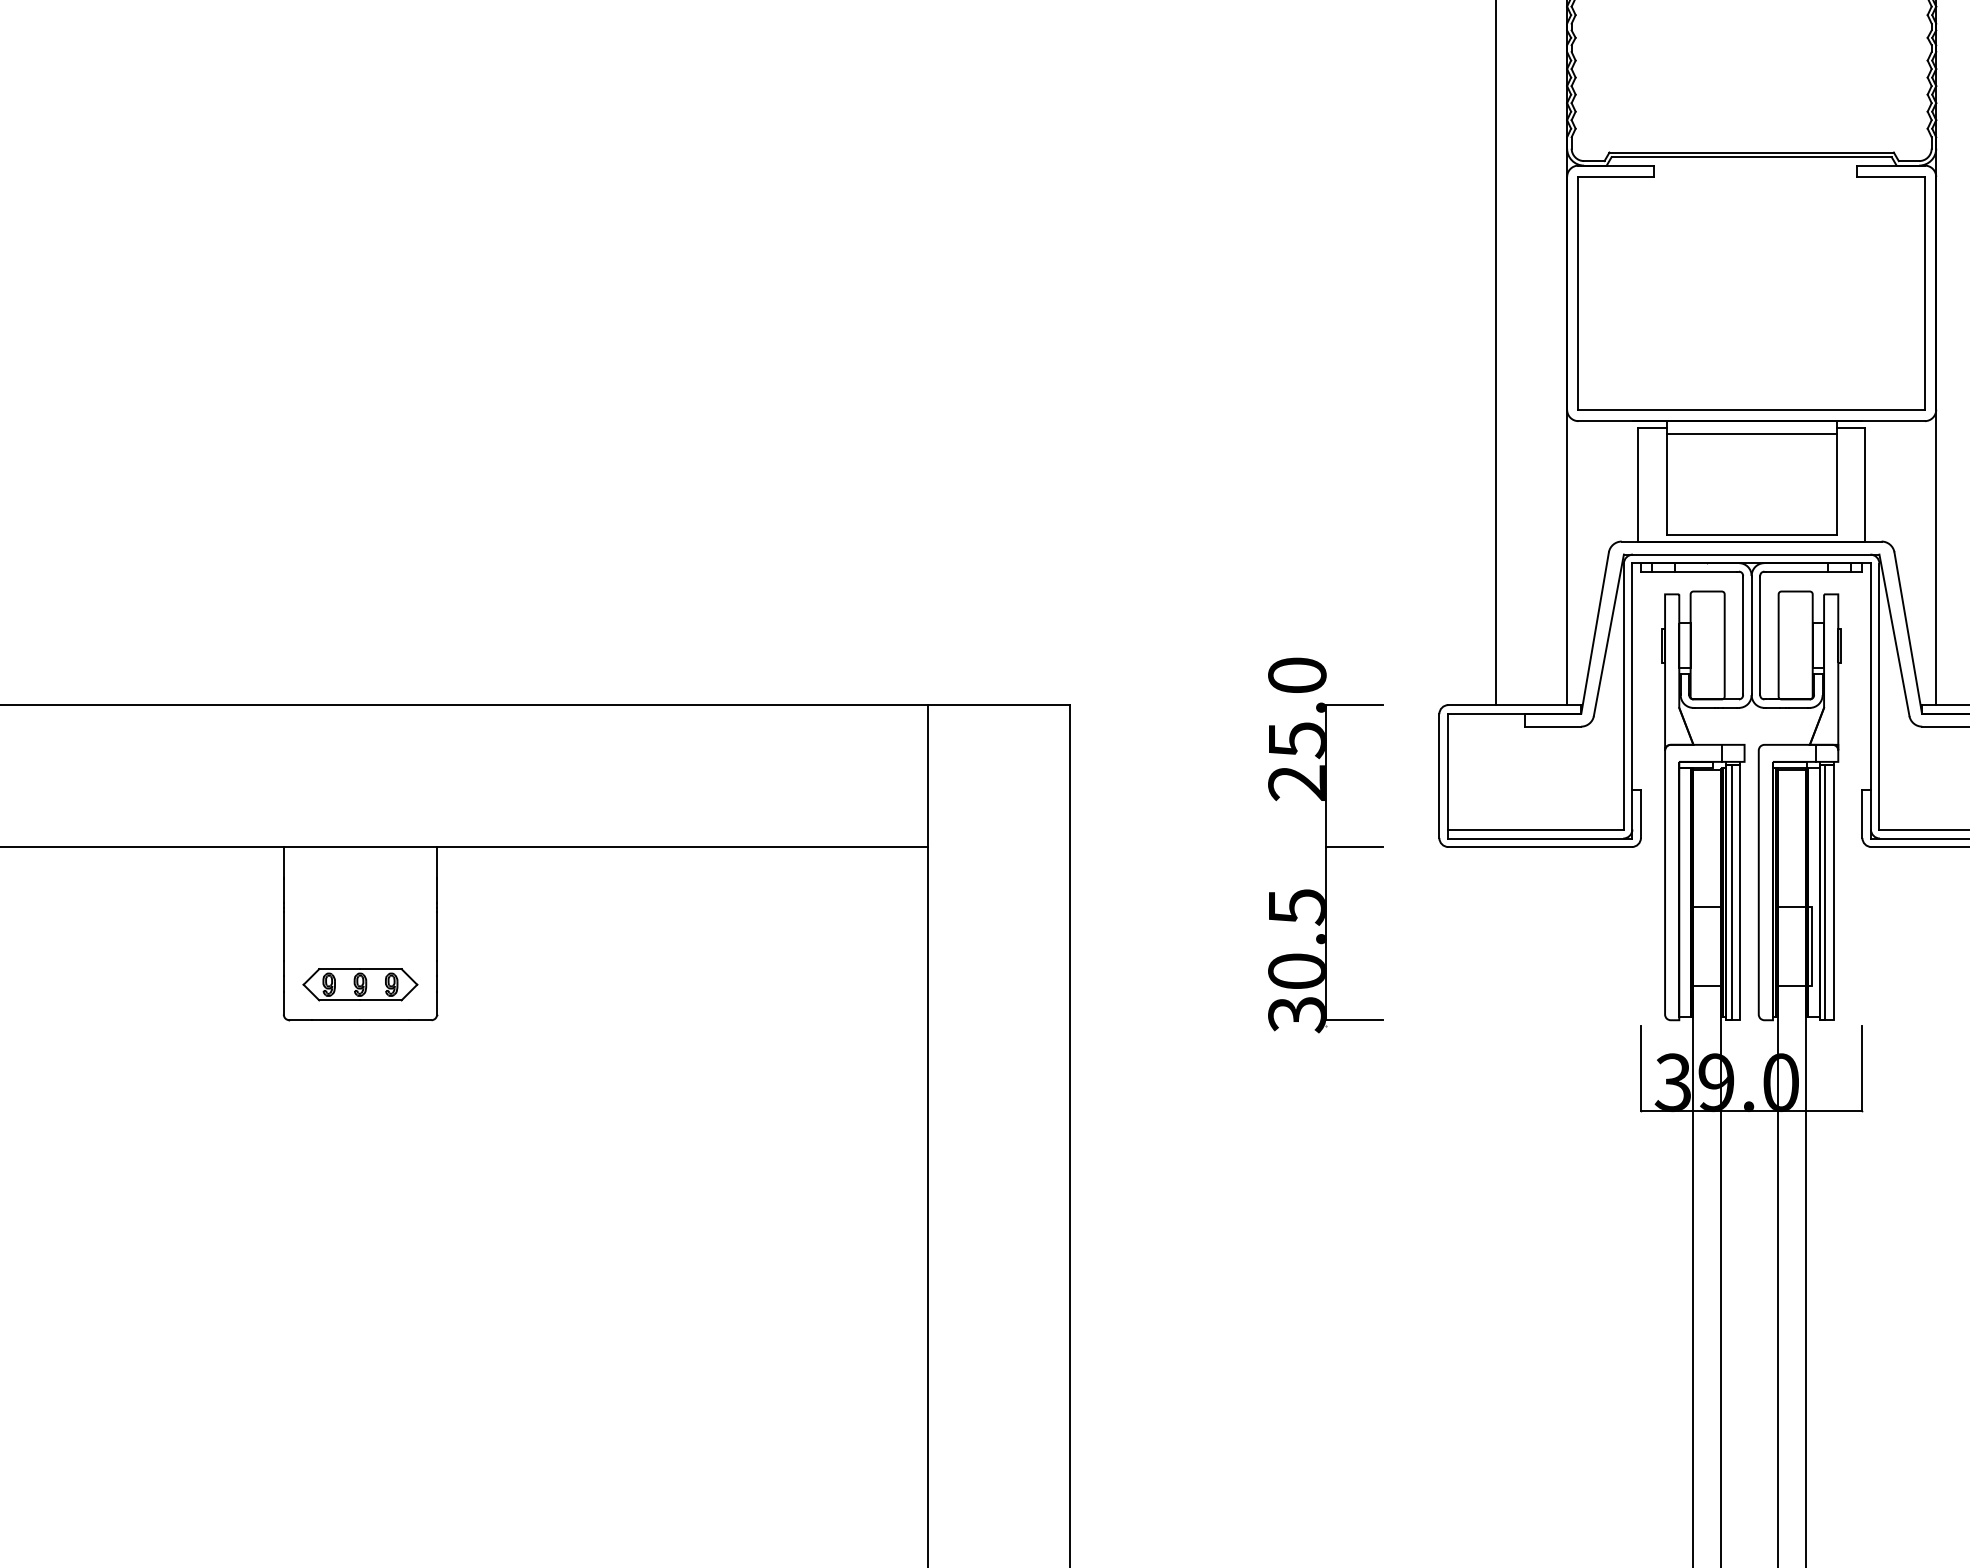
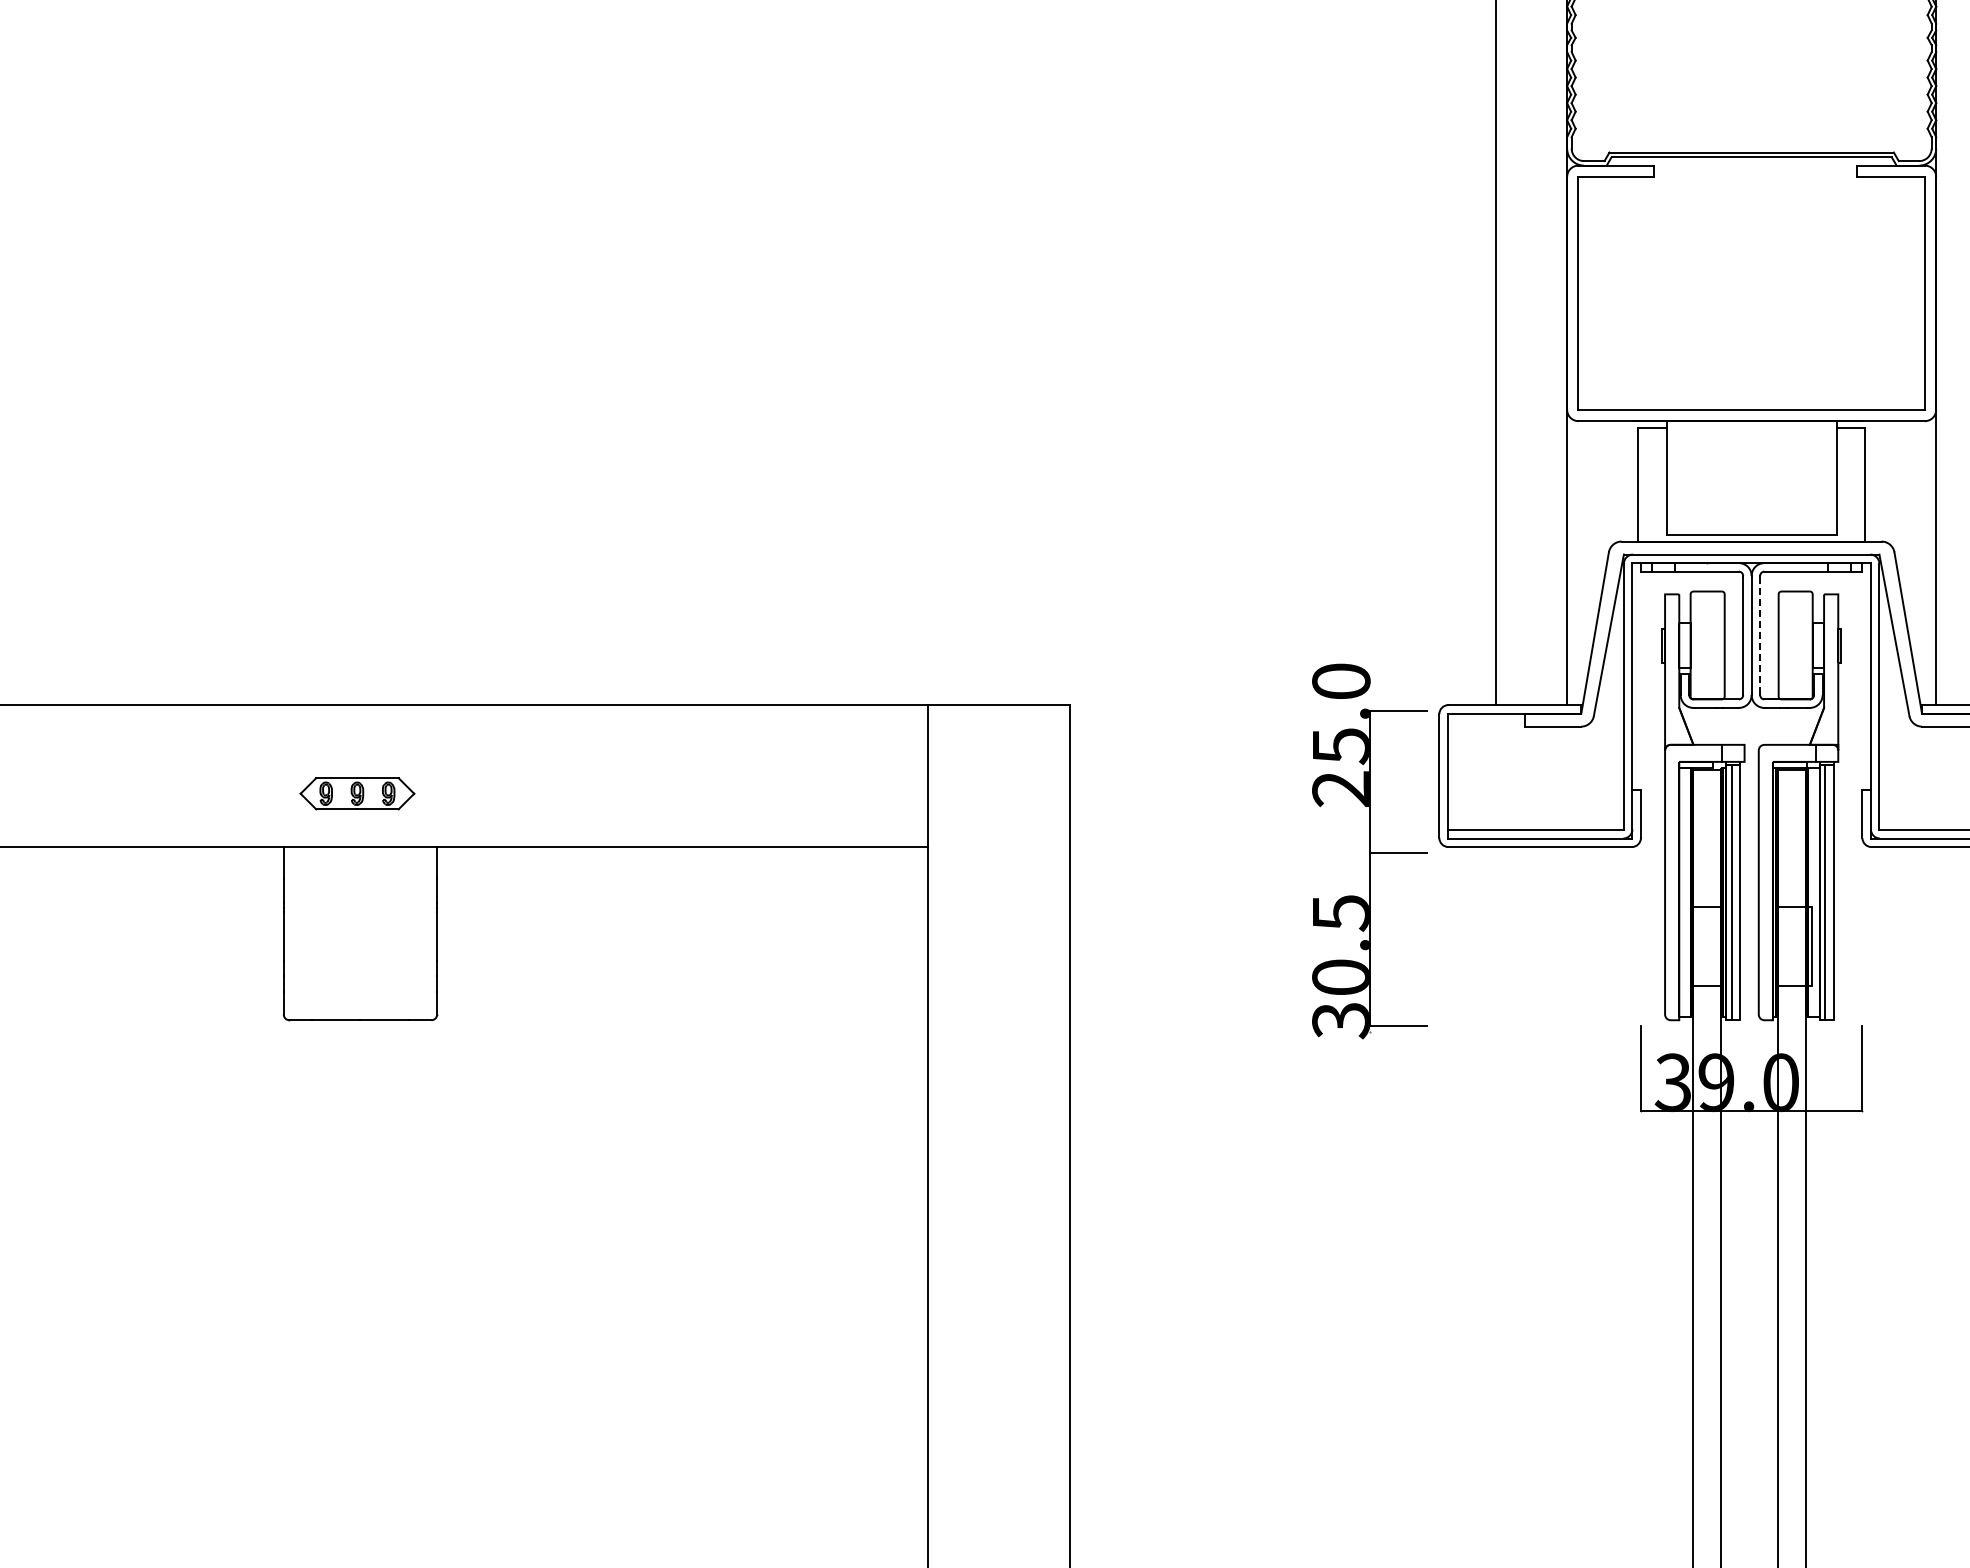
line: present -> none (1751, 434)
line: solid -> dashed (1760, 636)
part position: (1325, 845) -> (1369, 851) (1369, 851)
part position: (360, 984) -> (357, 793) (357, 793)
